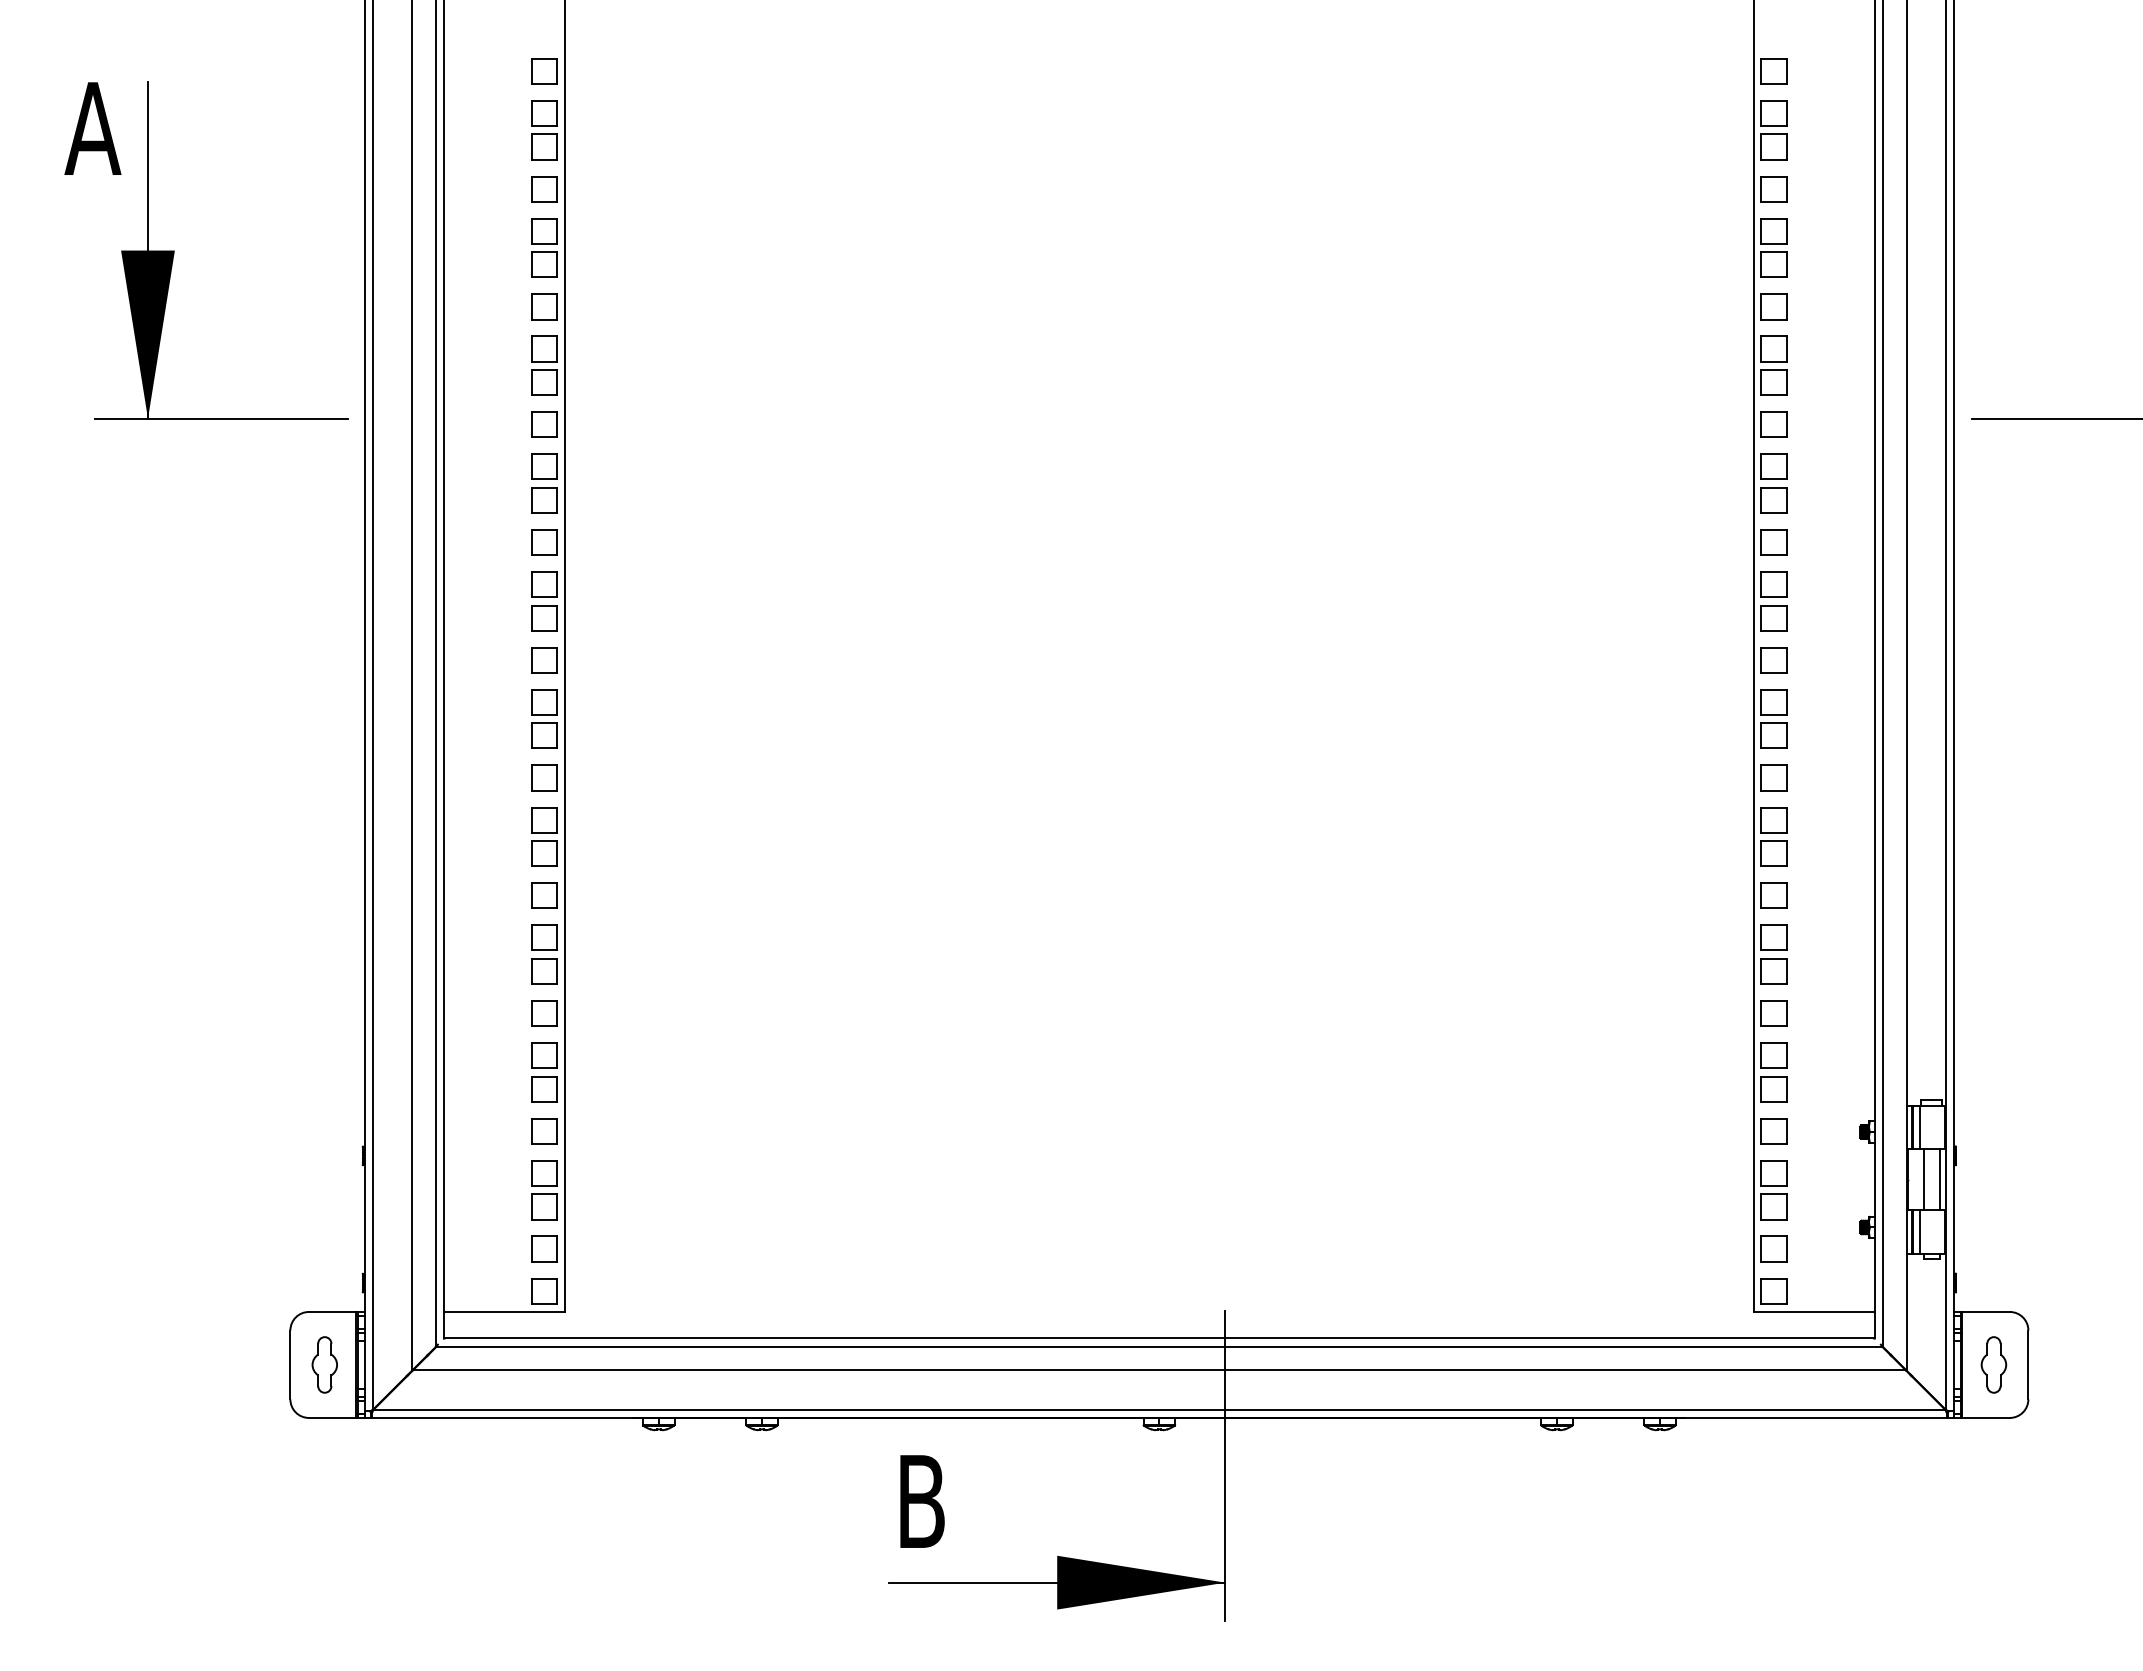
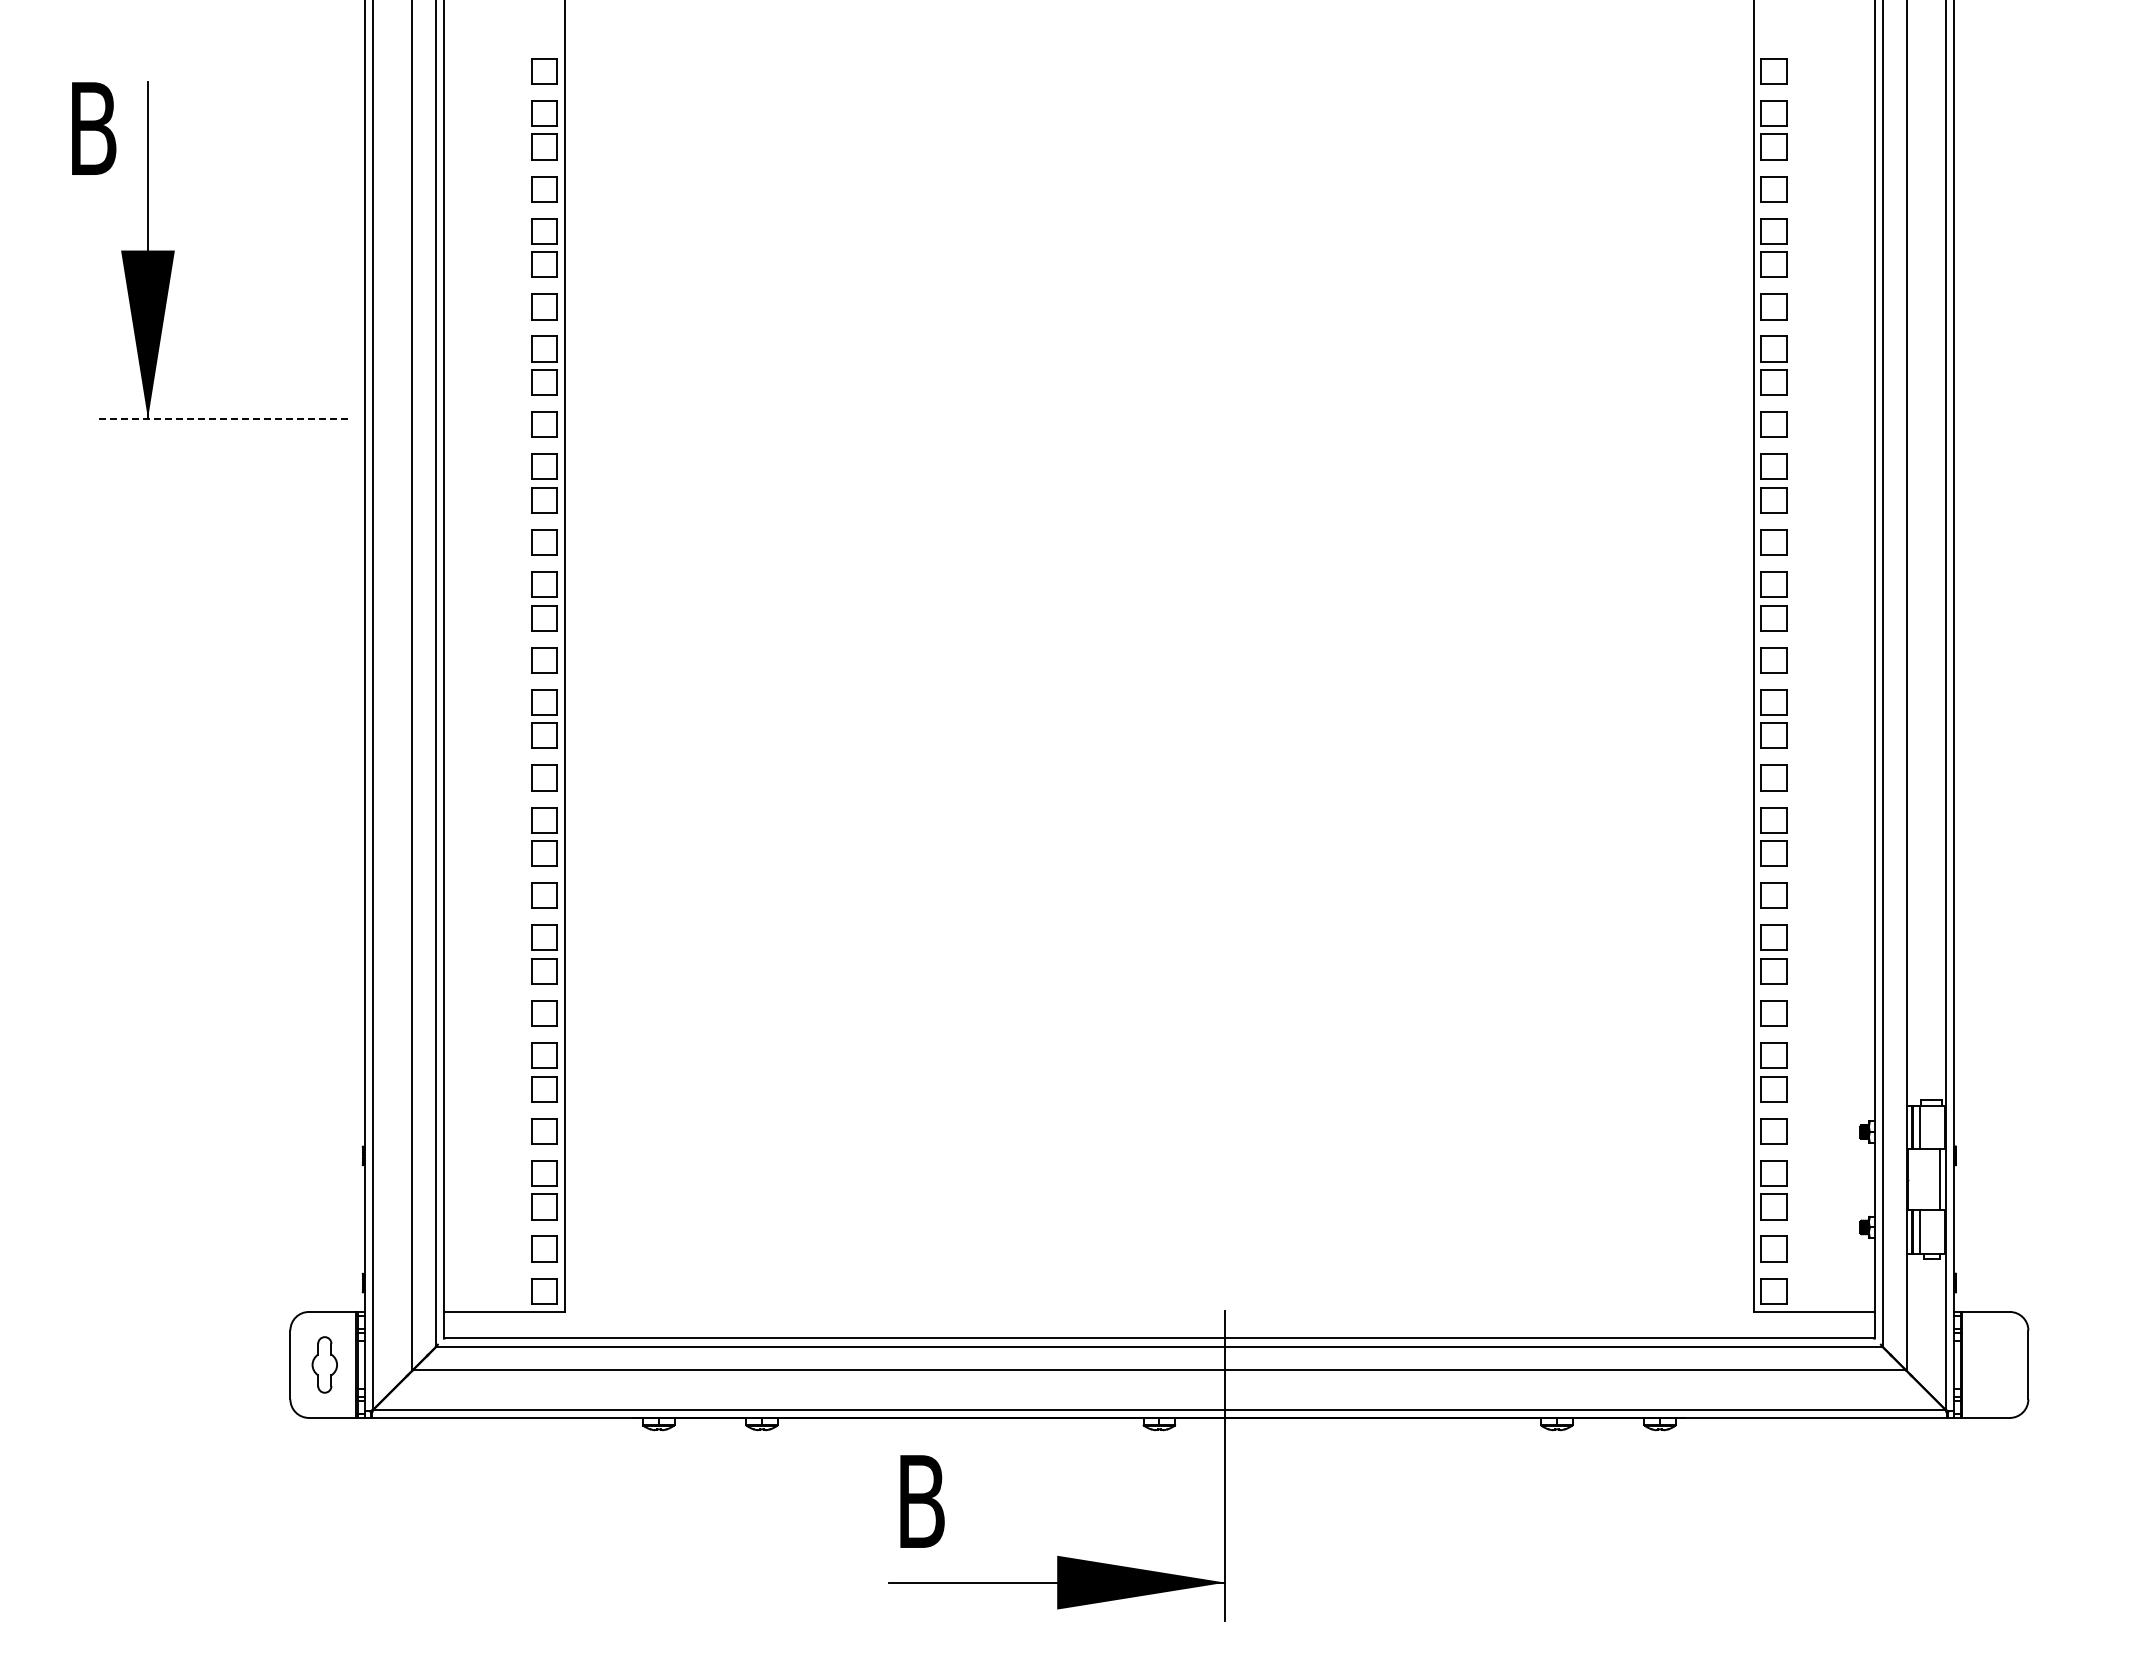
text: A -> B (92, 128)
line: solid -> dashed (220, 418)
line: present -> none (2055, 418)
line: present -> none (1923, 1179)
part: present -> none (1993, 1364)
